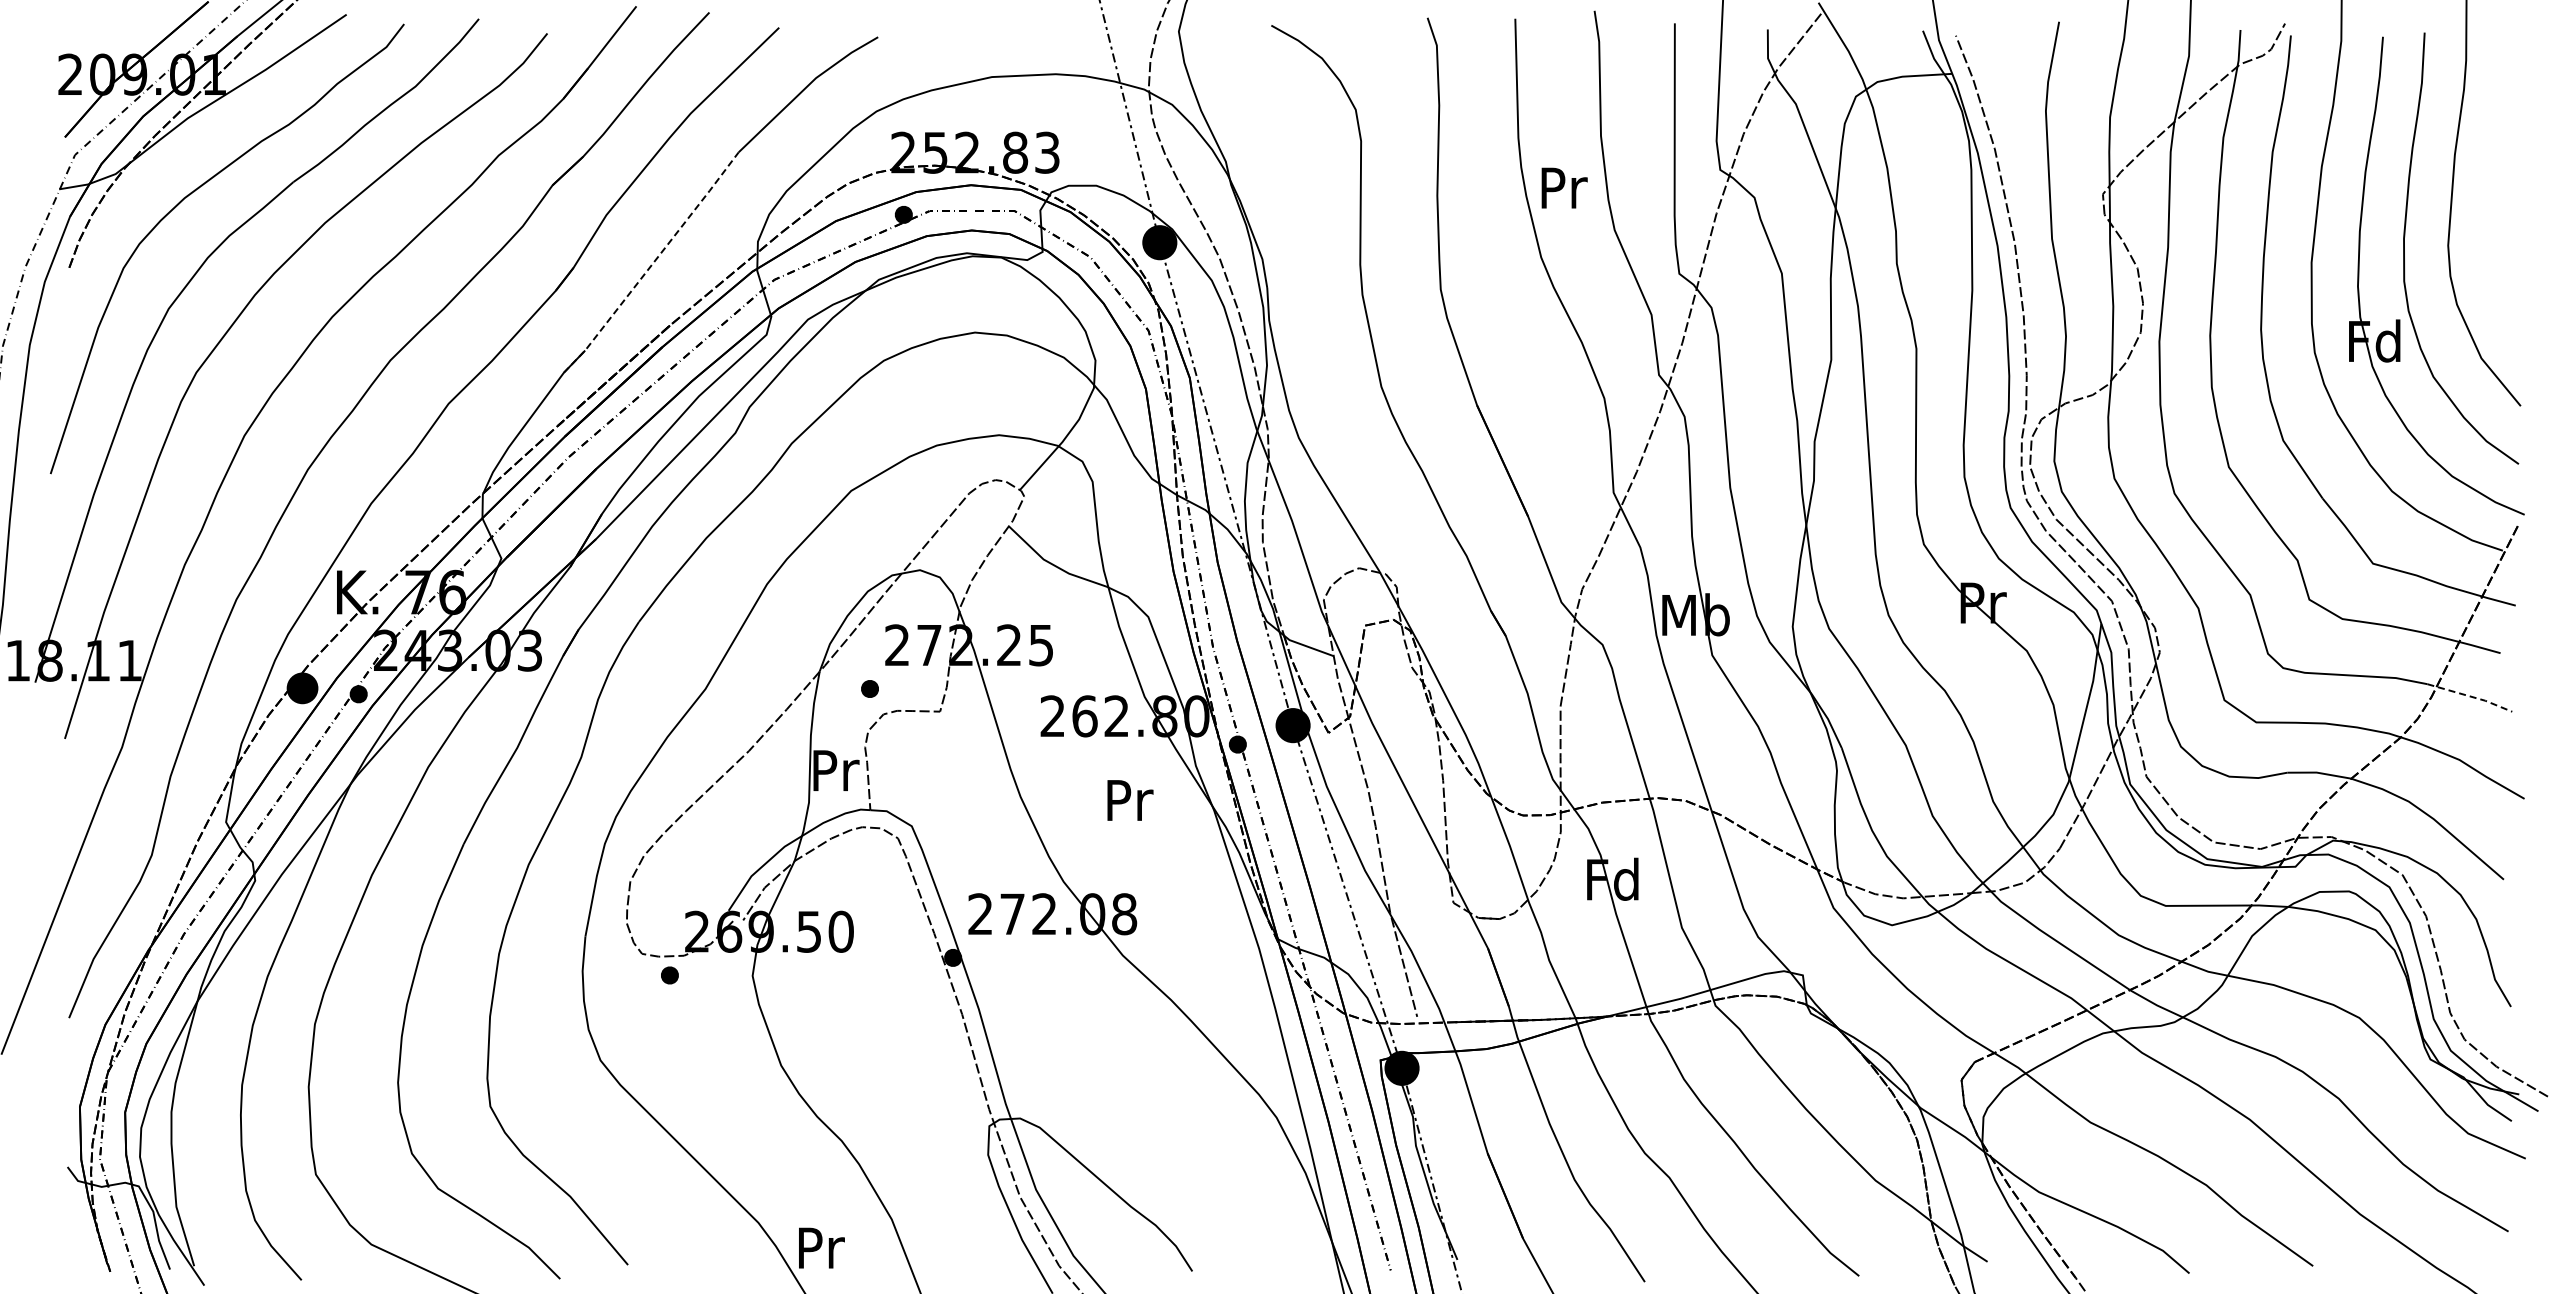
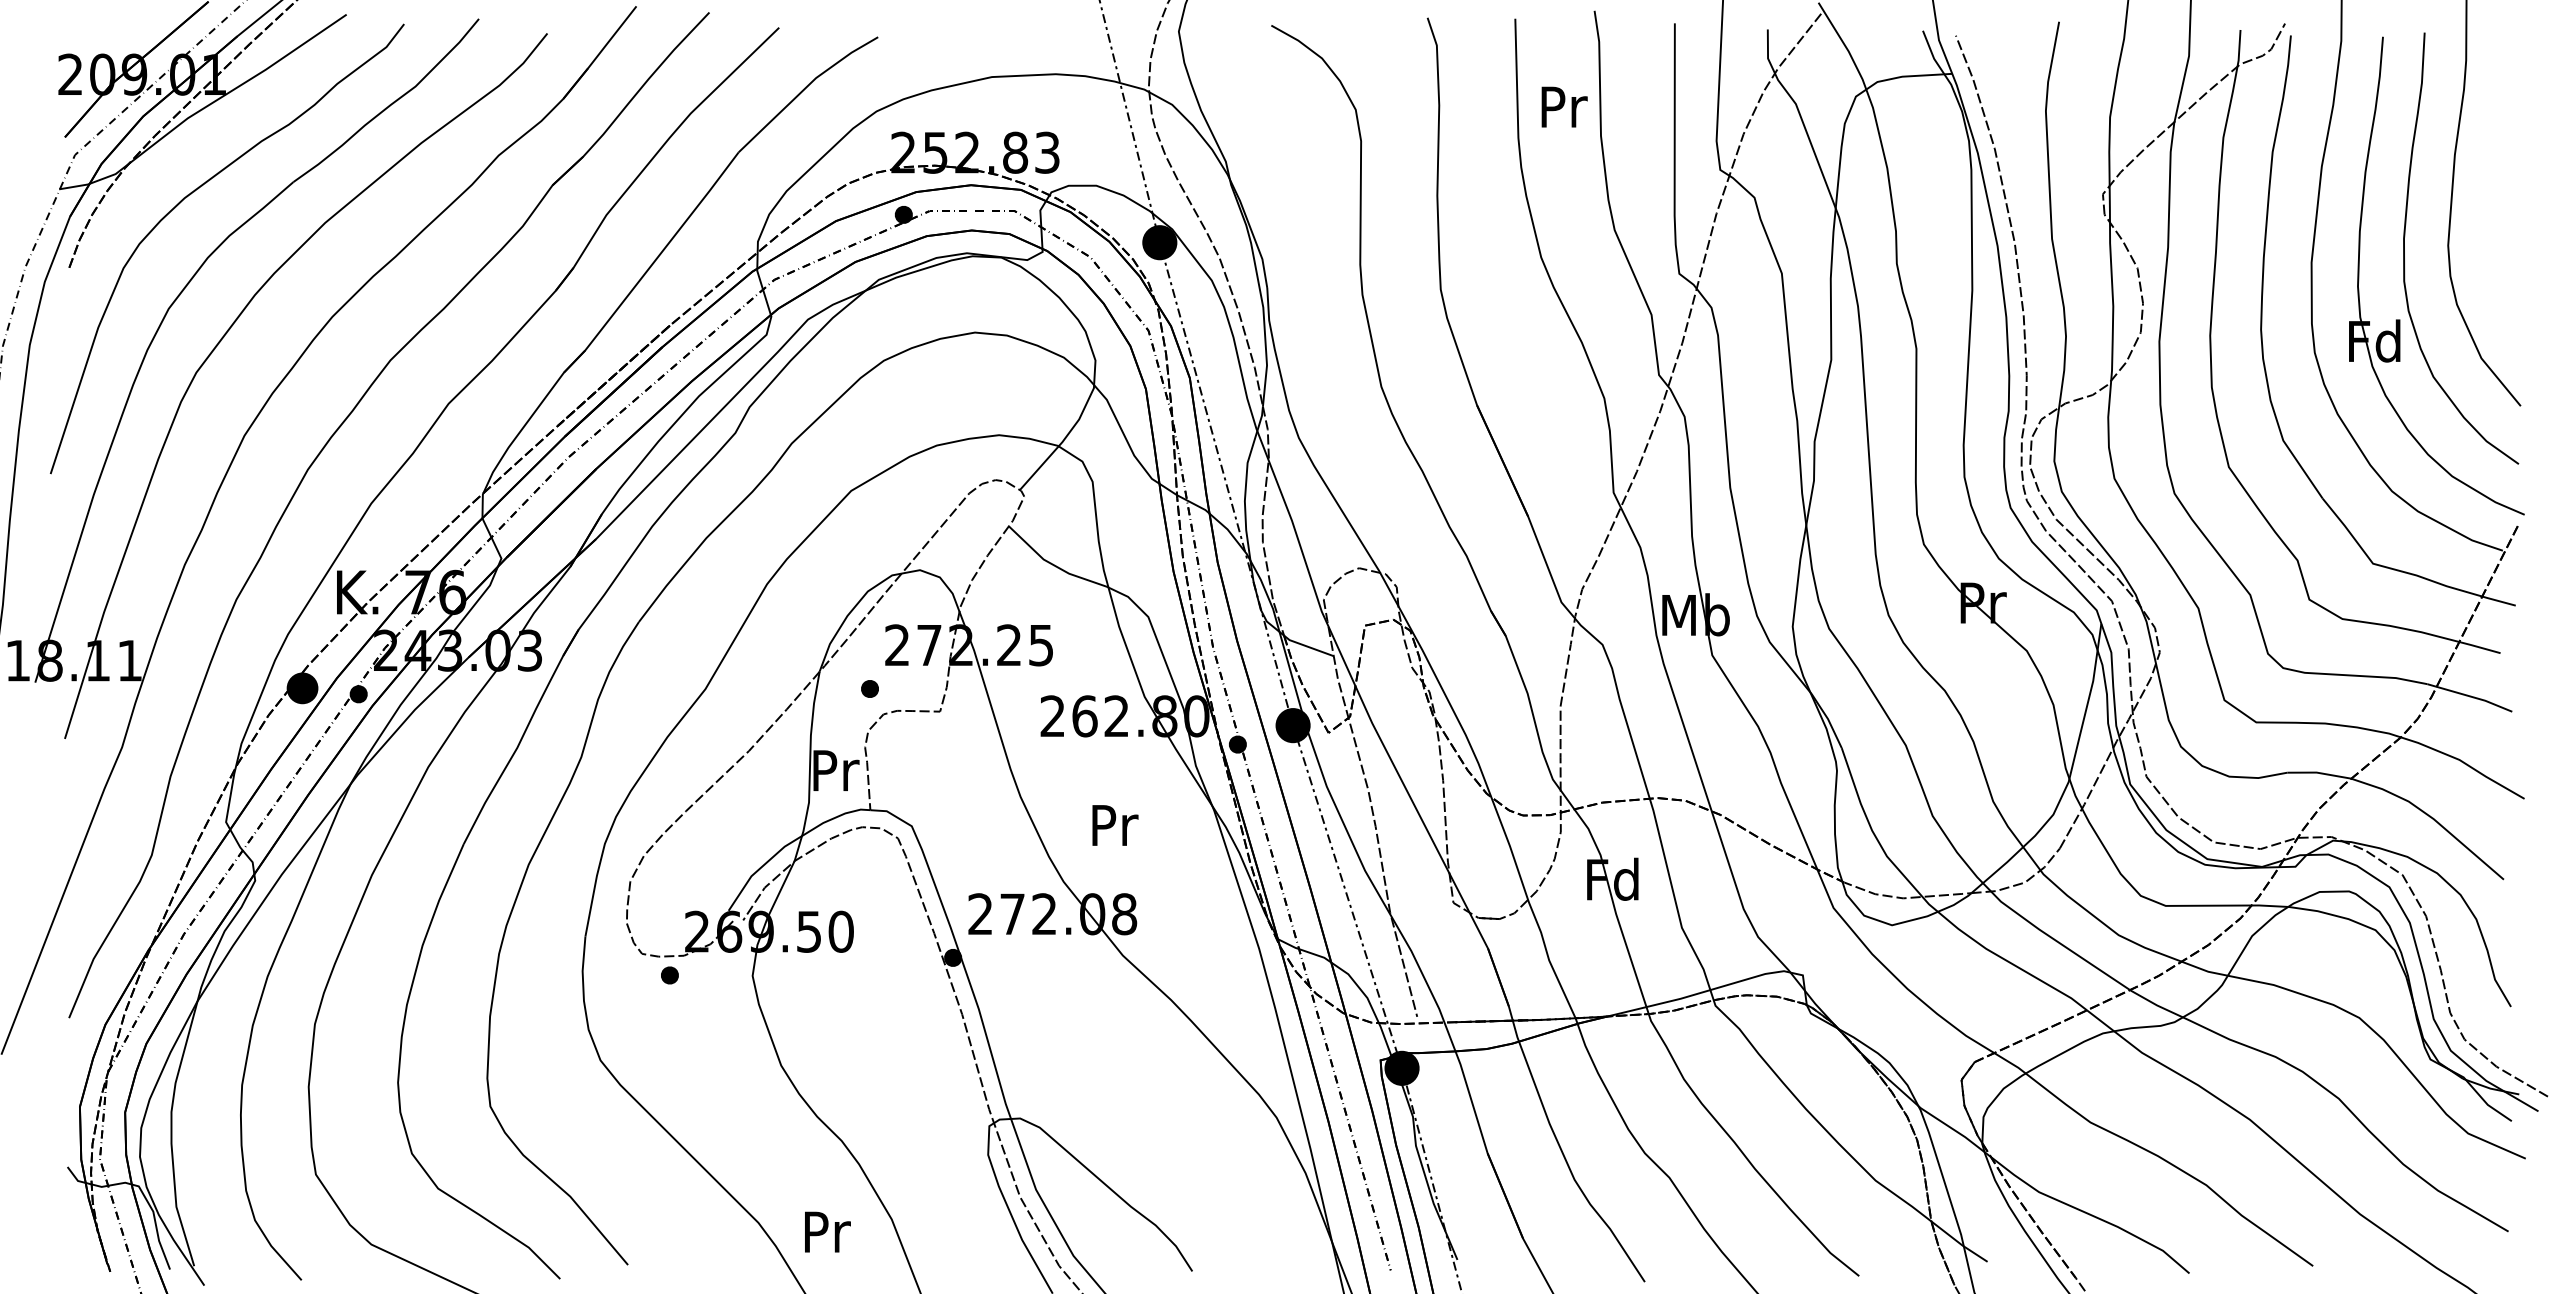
text position: (1564, 187) -> (1564, 106) (1564, 106)
line: dashed -> solid (653, 263)
line: dashed -> solid (2471, 696)
text position: (1130, 800) -> (1115, 825) (1115, 825)
text position: (821, 1247) -> (827, 1231) (827, 1231)
